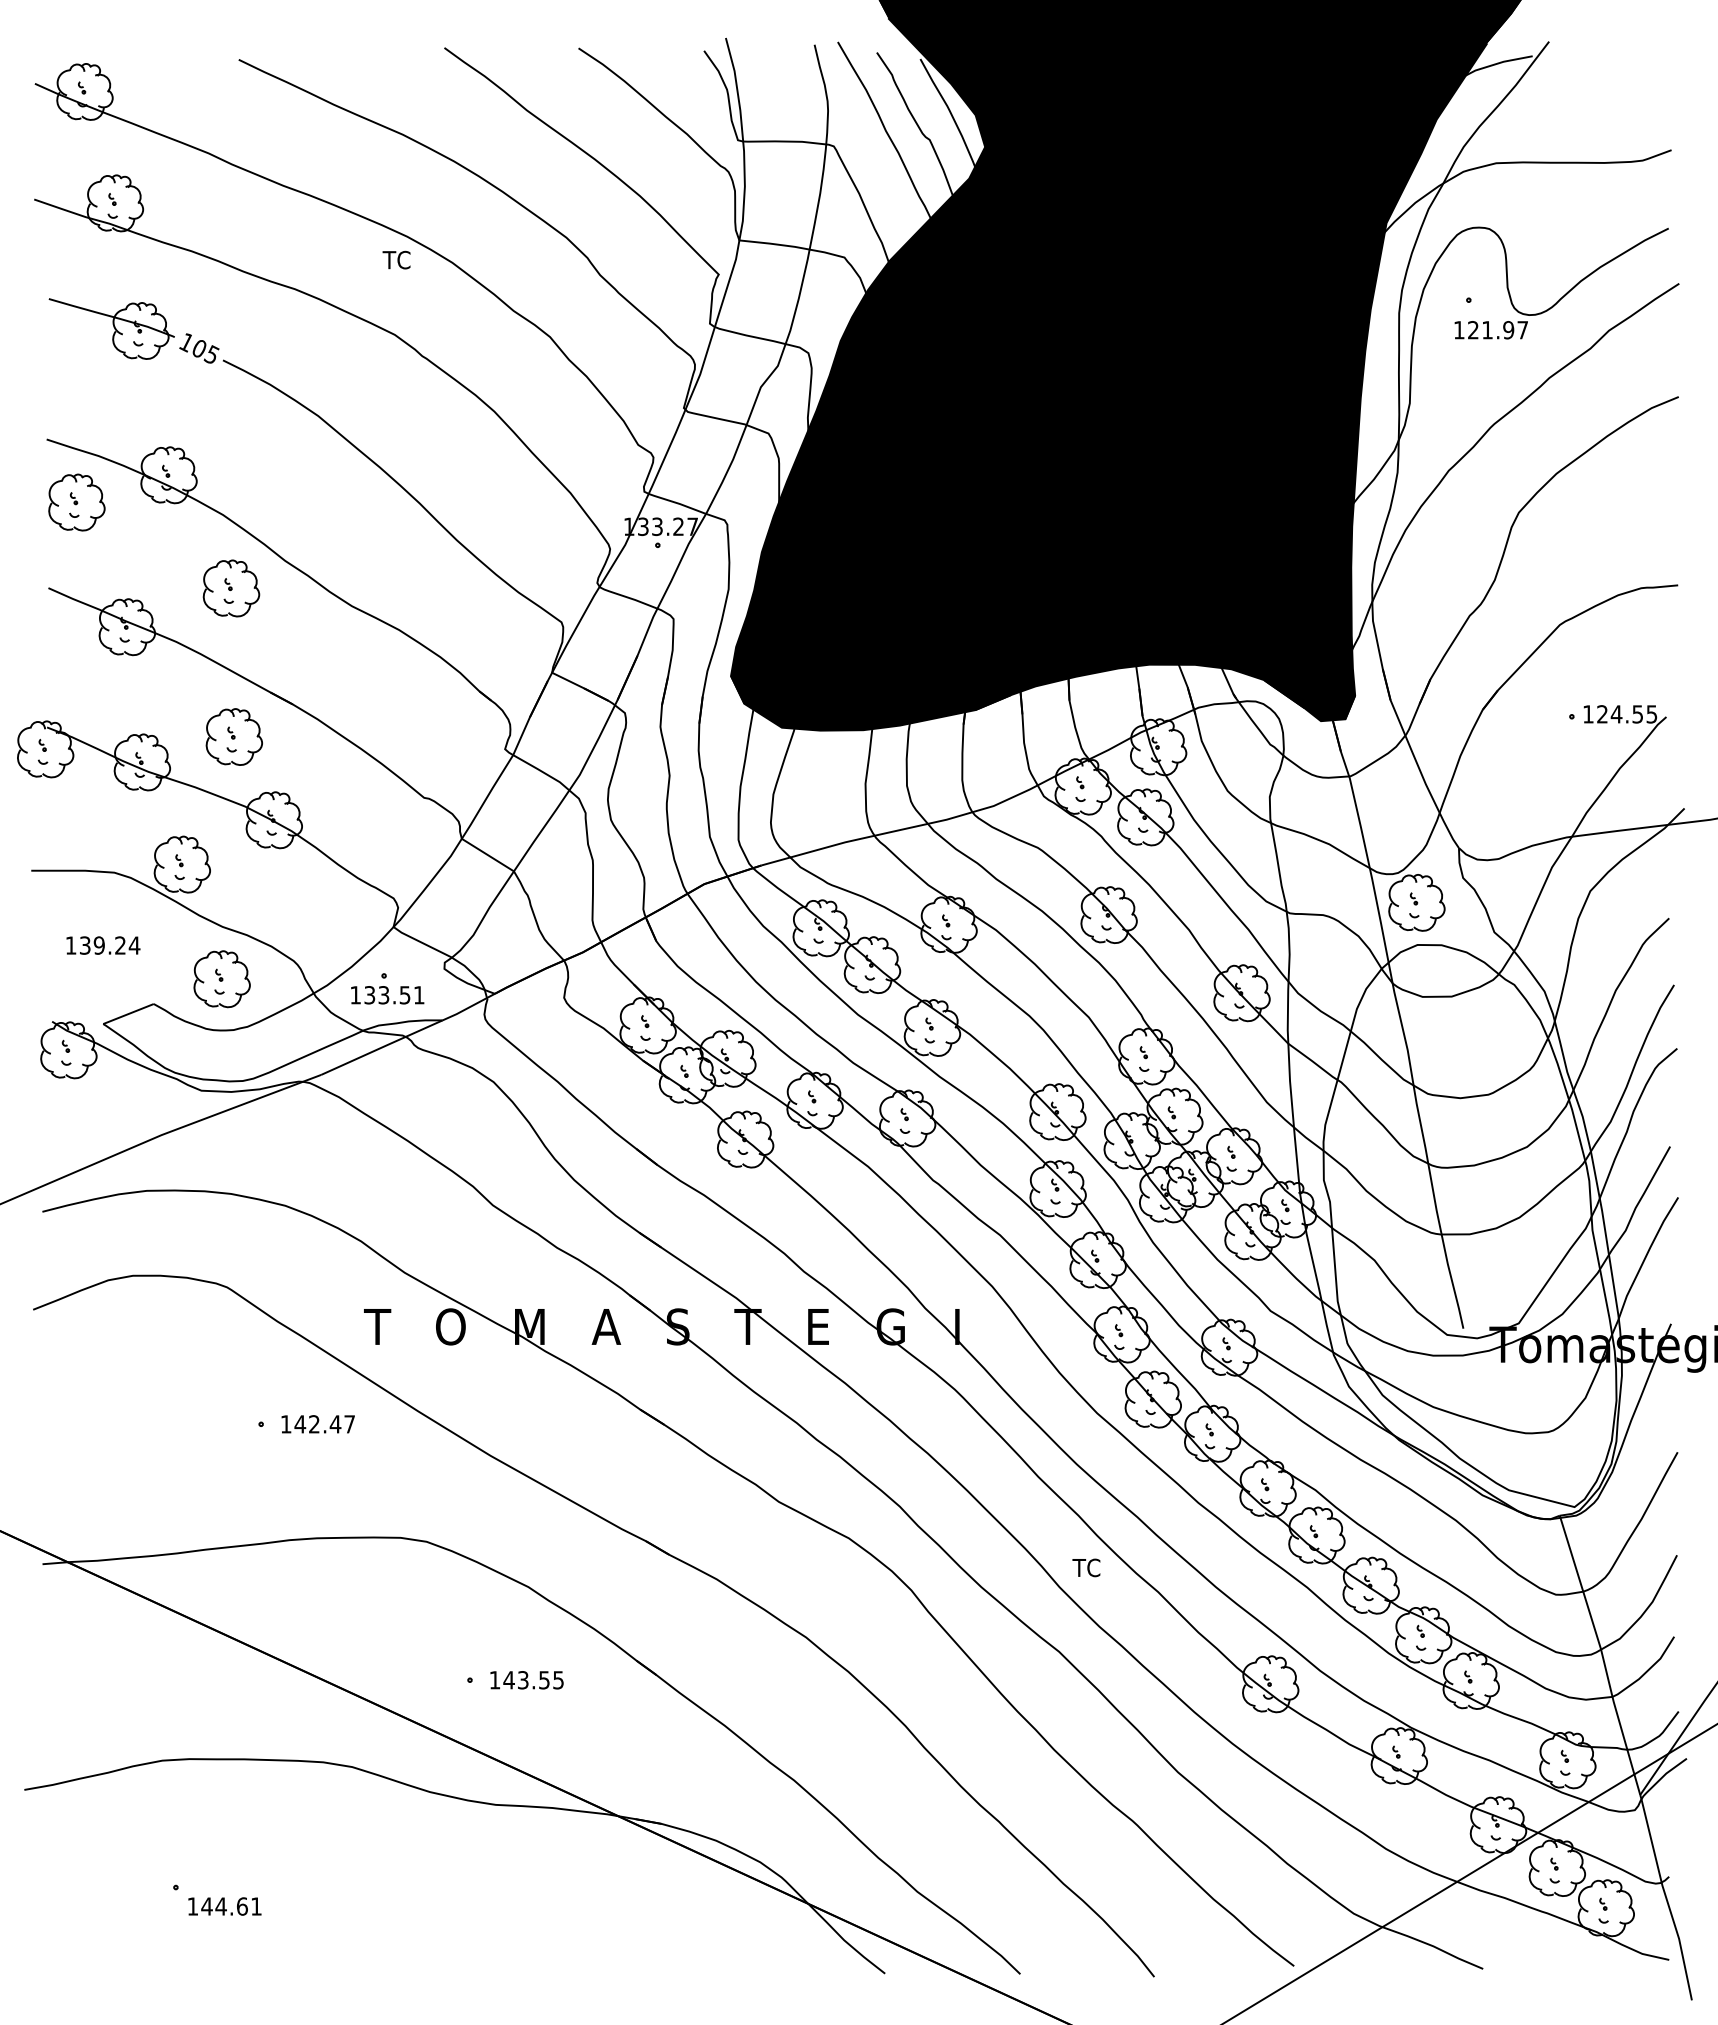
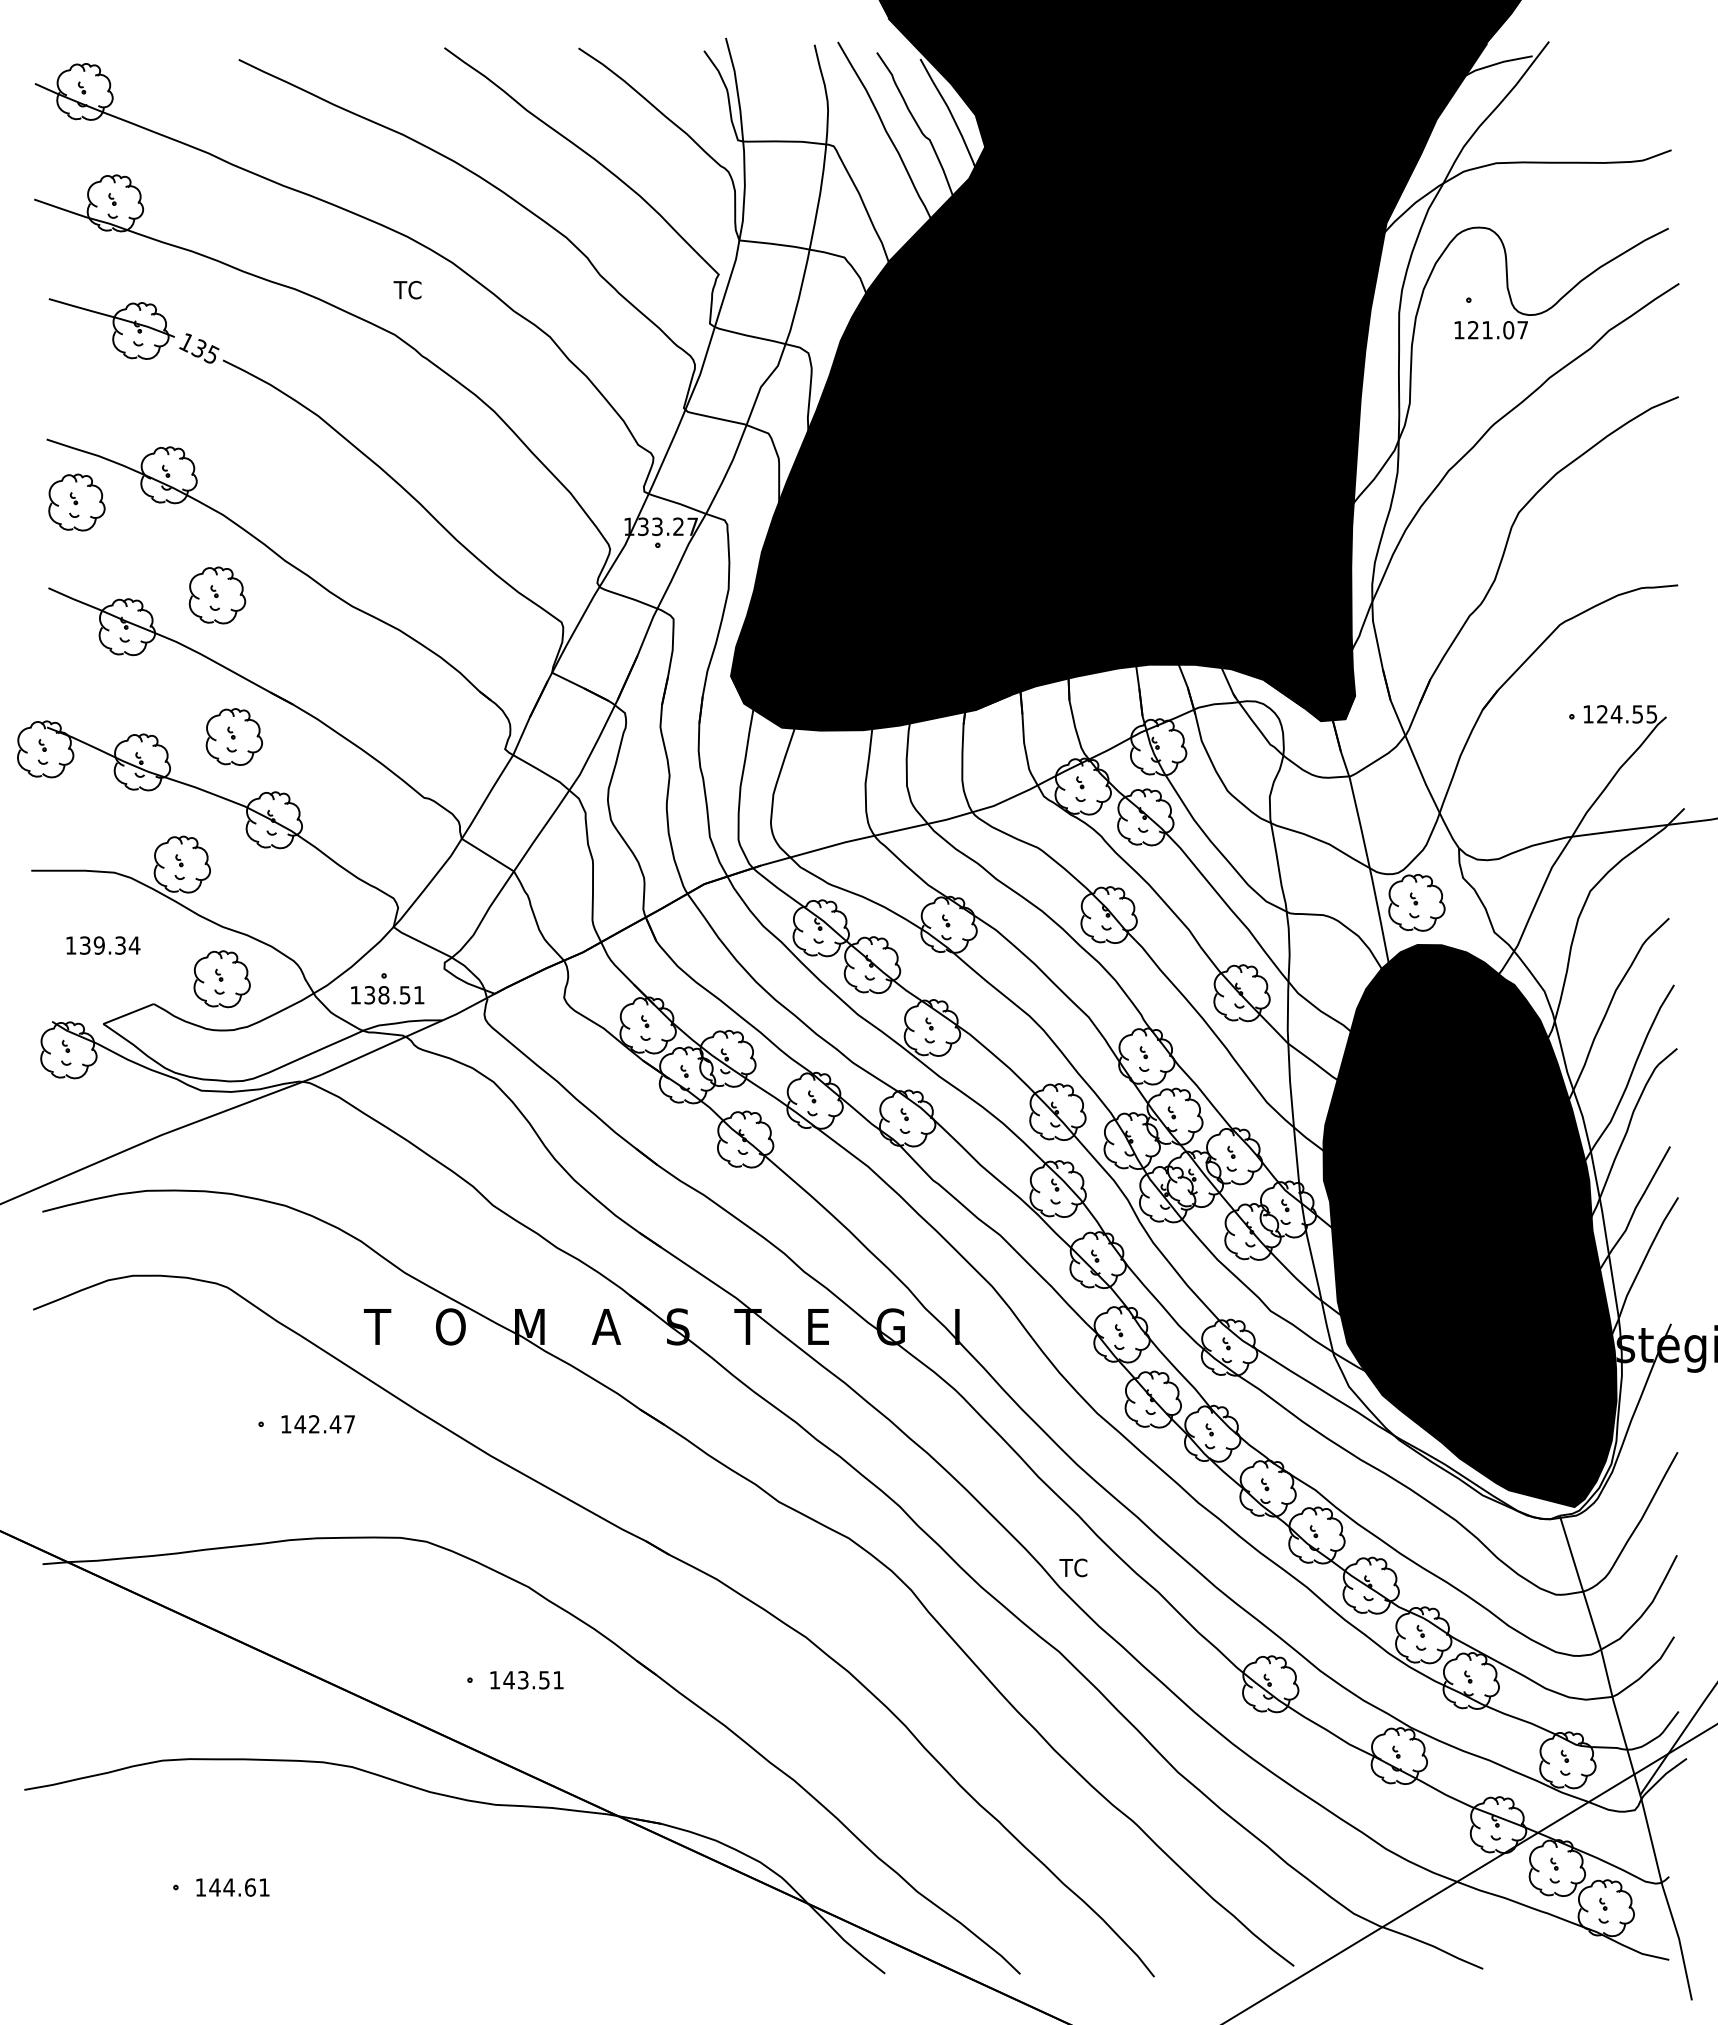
text position: (396, 259) -> (407, 289) (407, 289)
text: 121.97 -> 121.07 (1508, 330)
text: 105 -> 135 (198, 348)
part position: (231, 588) -> (217, 595) (217, 595)
text: 139.24 -> 139.34 (120, 945)
text: 133.51 -> 138.51 (383, 995)
fill: none -> present (1469, 1225)
text position: (1086, 1567) -> (1073, 1567) (1073, 1567)
text: 143.55 -> 143.51 (558, 1680)
text position: (224, 1906) -> (232, 1887) (232, 1887)
